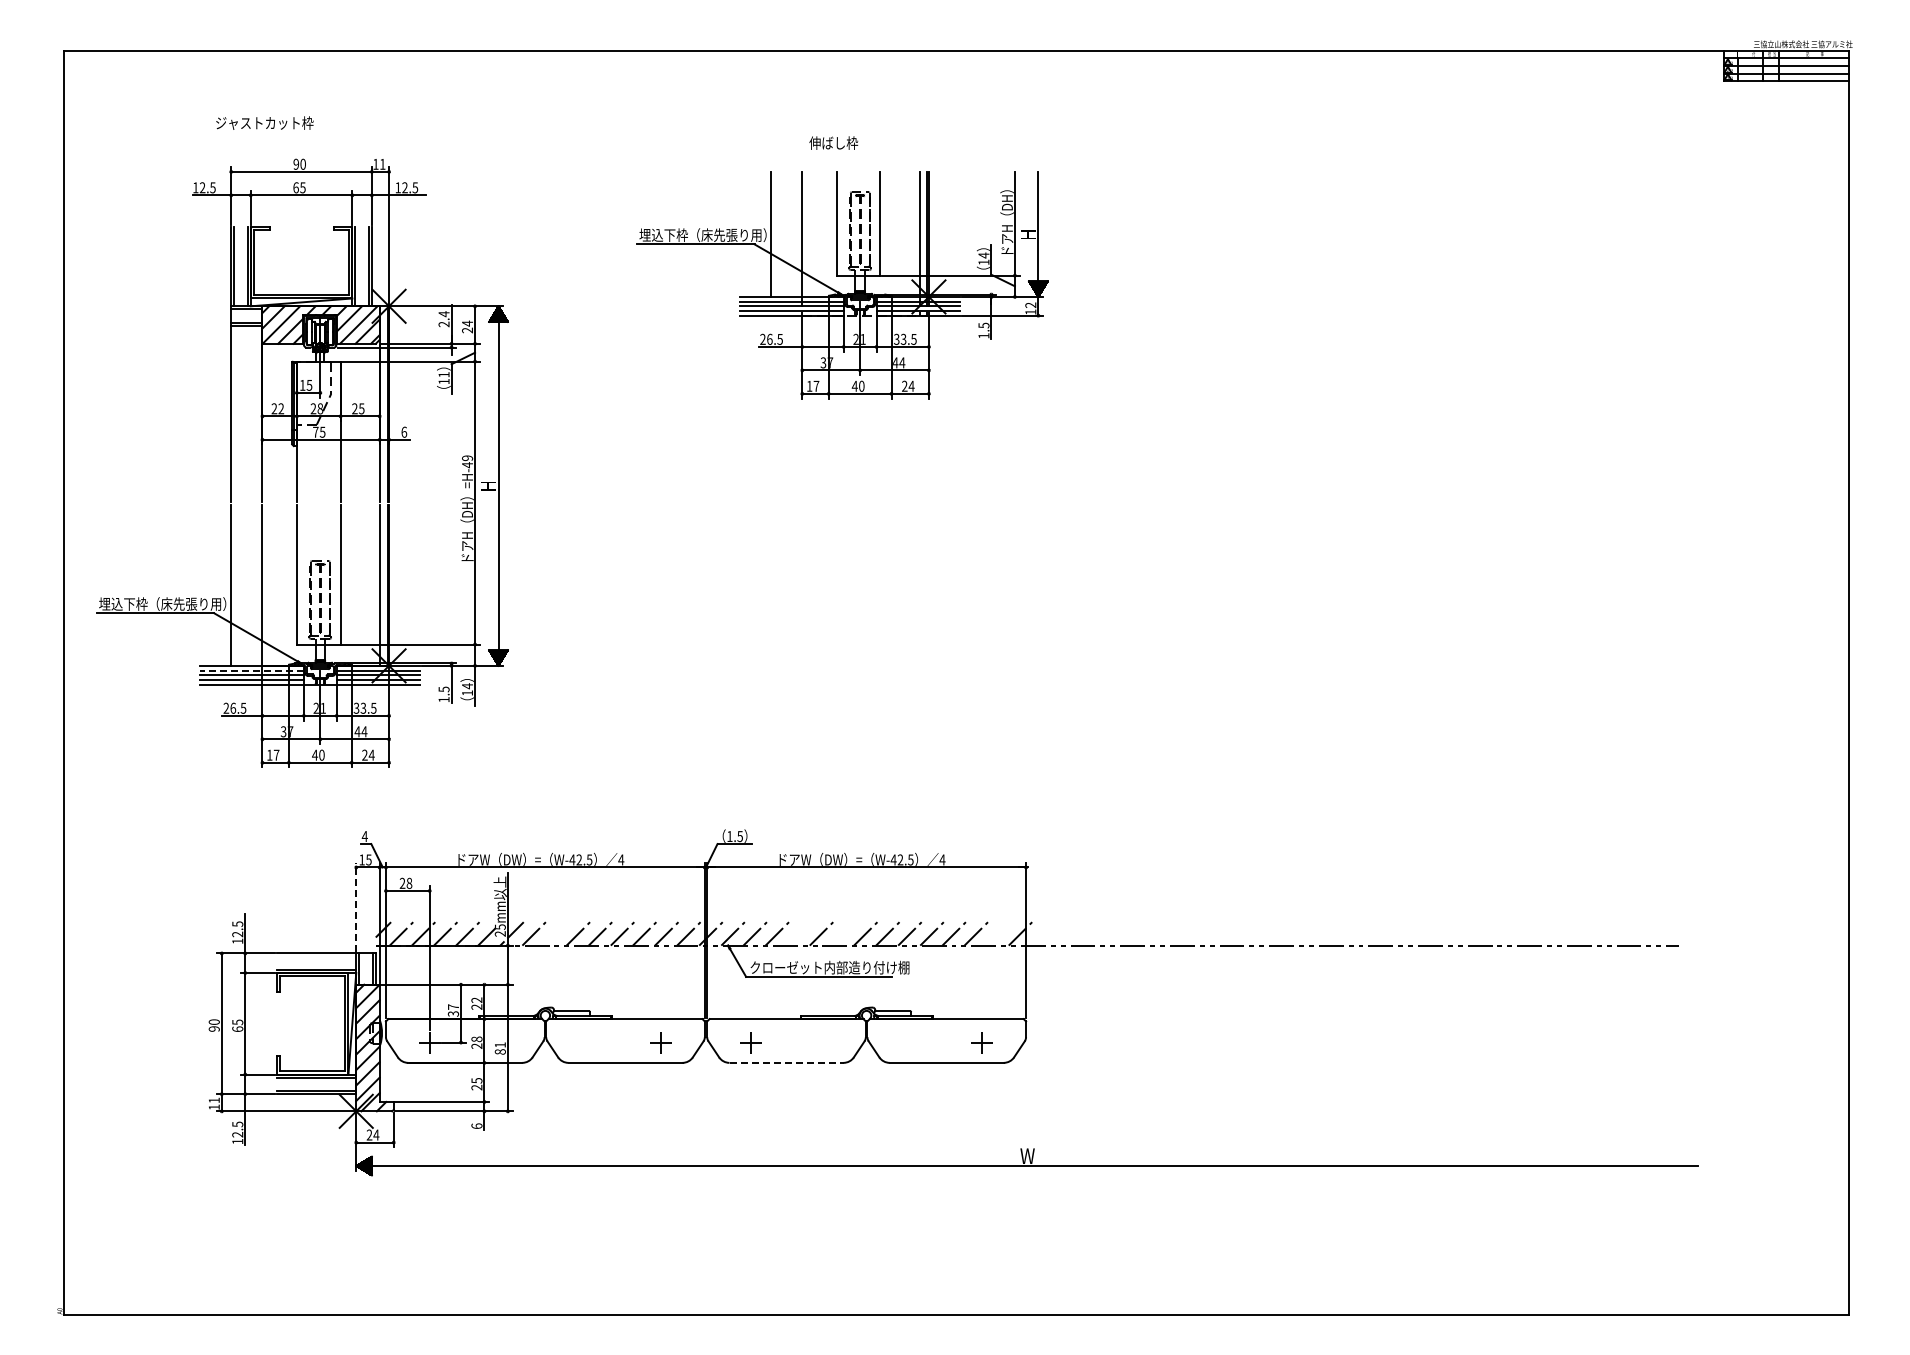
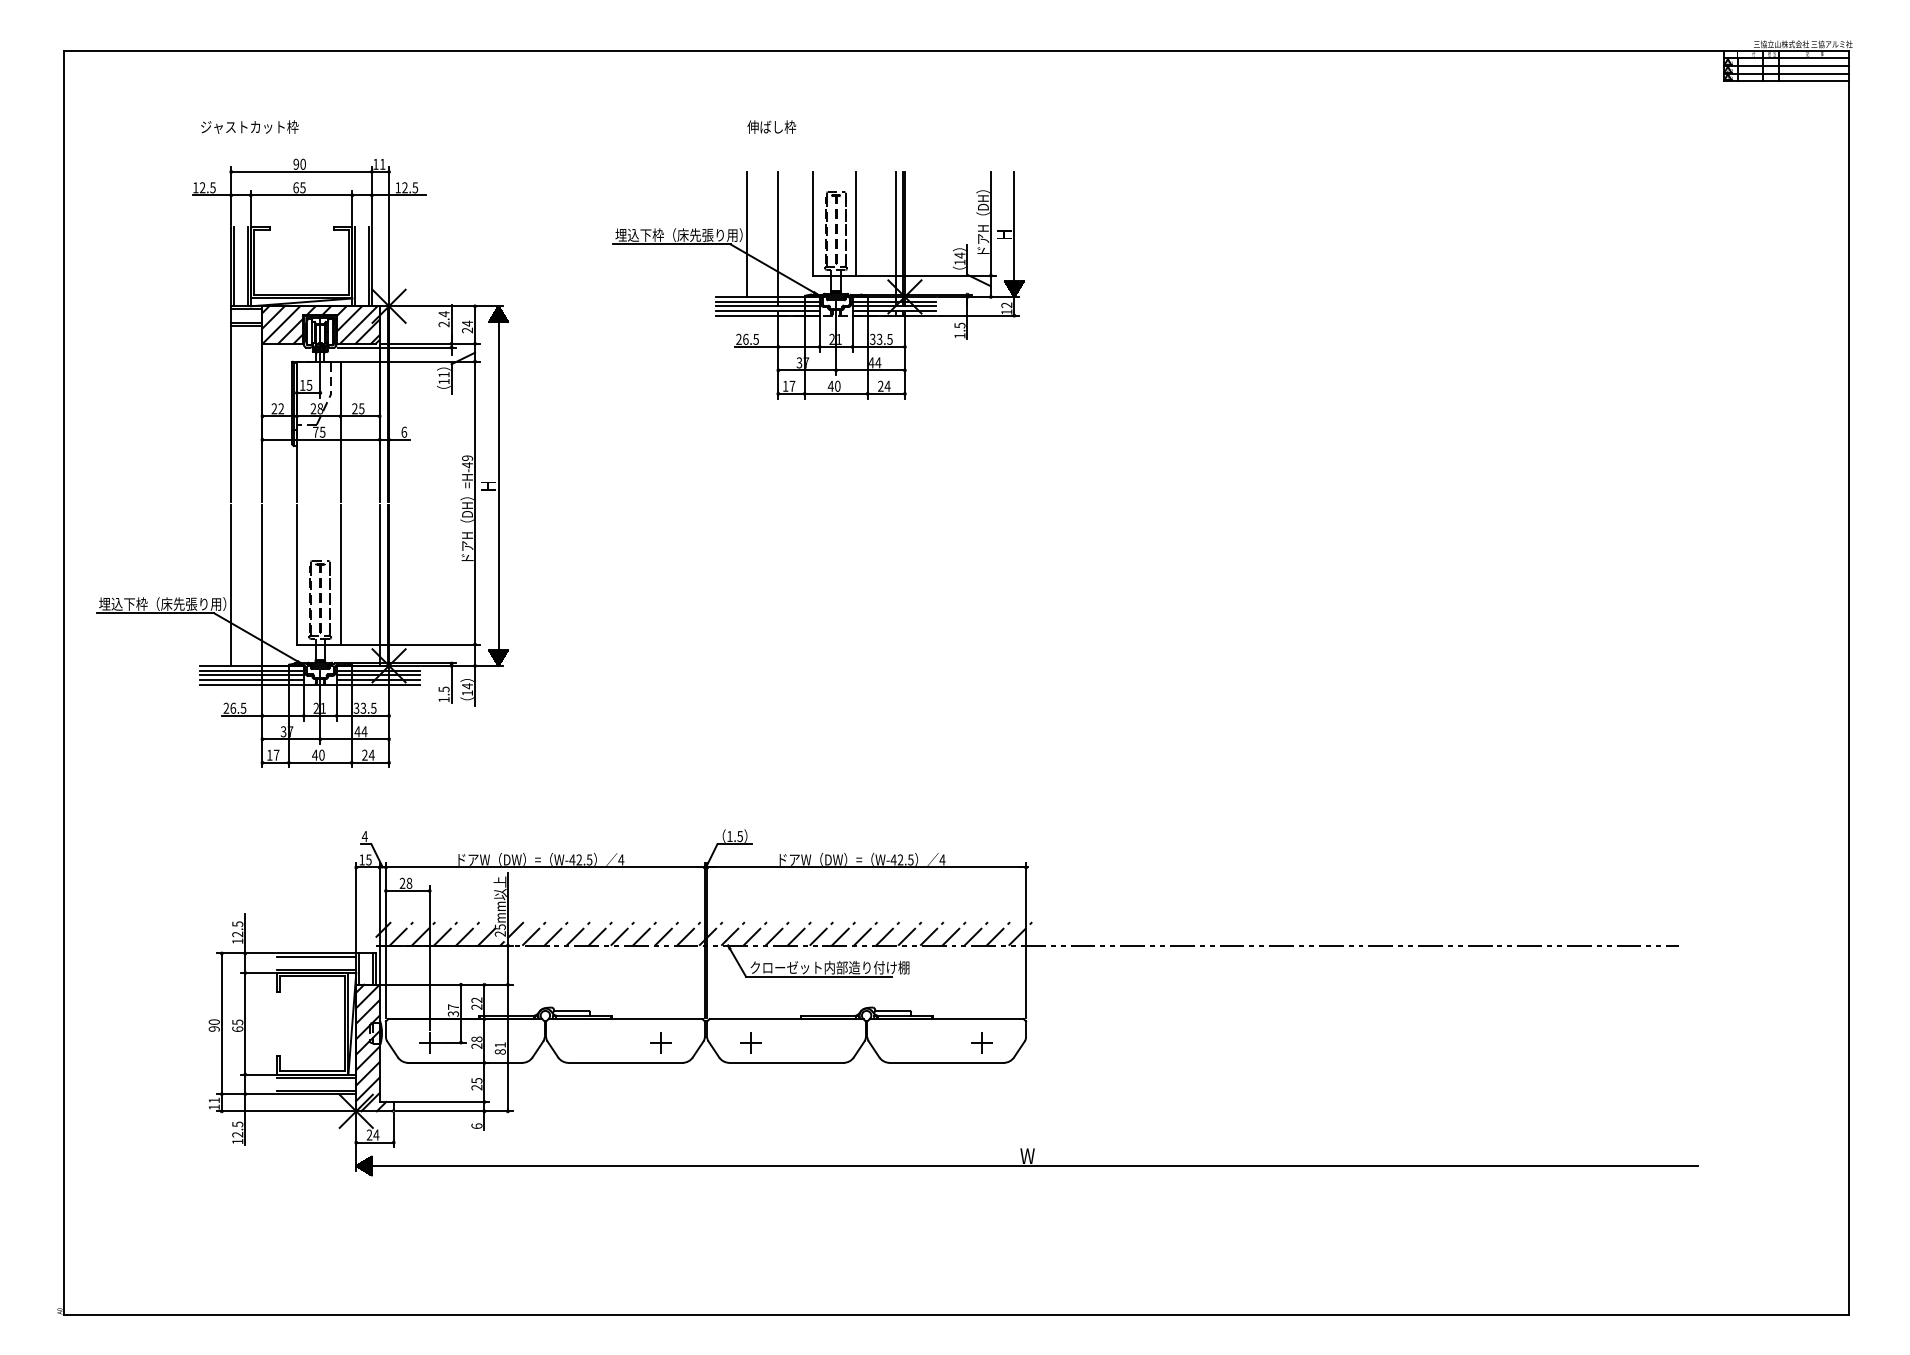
text position: (264, 122) -> (249, 126) (249, 126)
text position: (833, 142) -> (771, 126) (771, 126)
part position: (839, 291) -> (815, 291) (815, 291)
line: dashed -> solid (251, 670)
line: dashed -> solid (356, 907)
line: none -> present (555, 933)
line: none -> present (799, 933)
line: none -> present (843, 933)
line: none -> present (998, 933)
line: none -> present (316, 956)
line: dashed -> solid (787, 1062)
